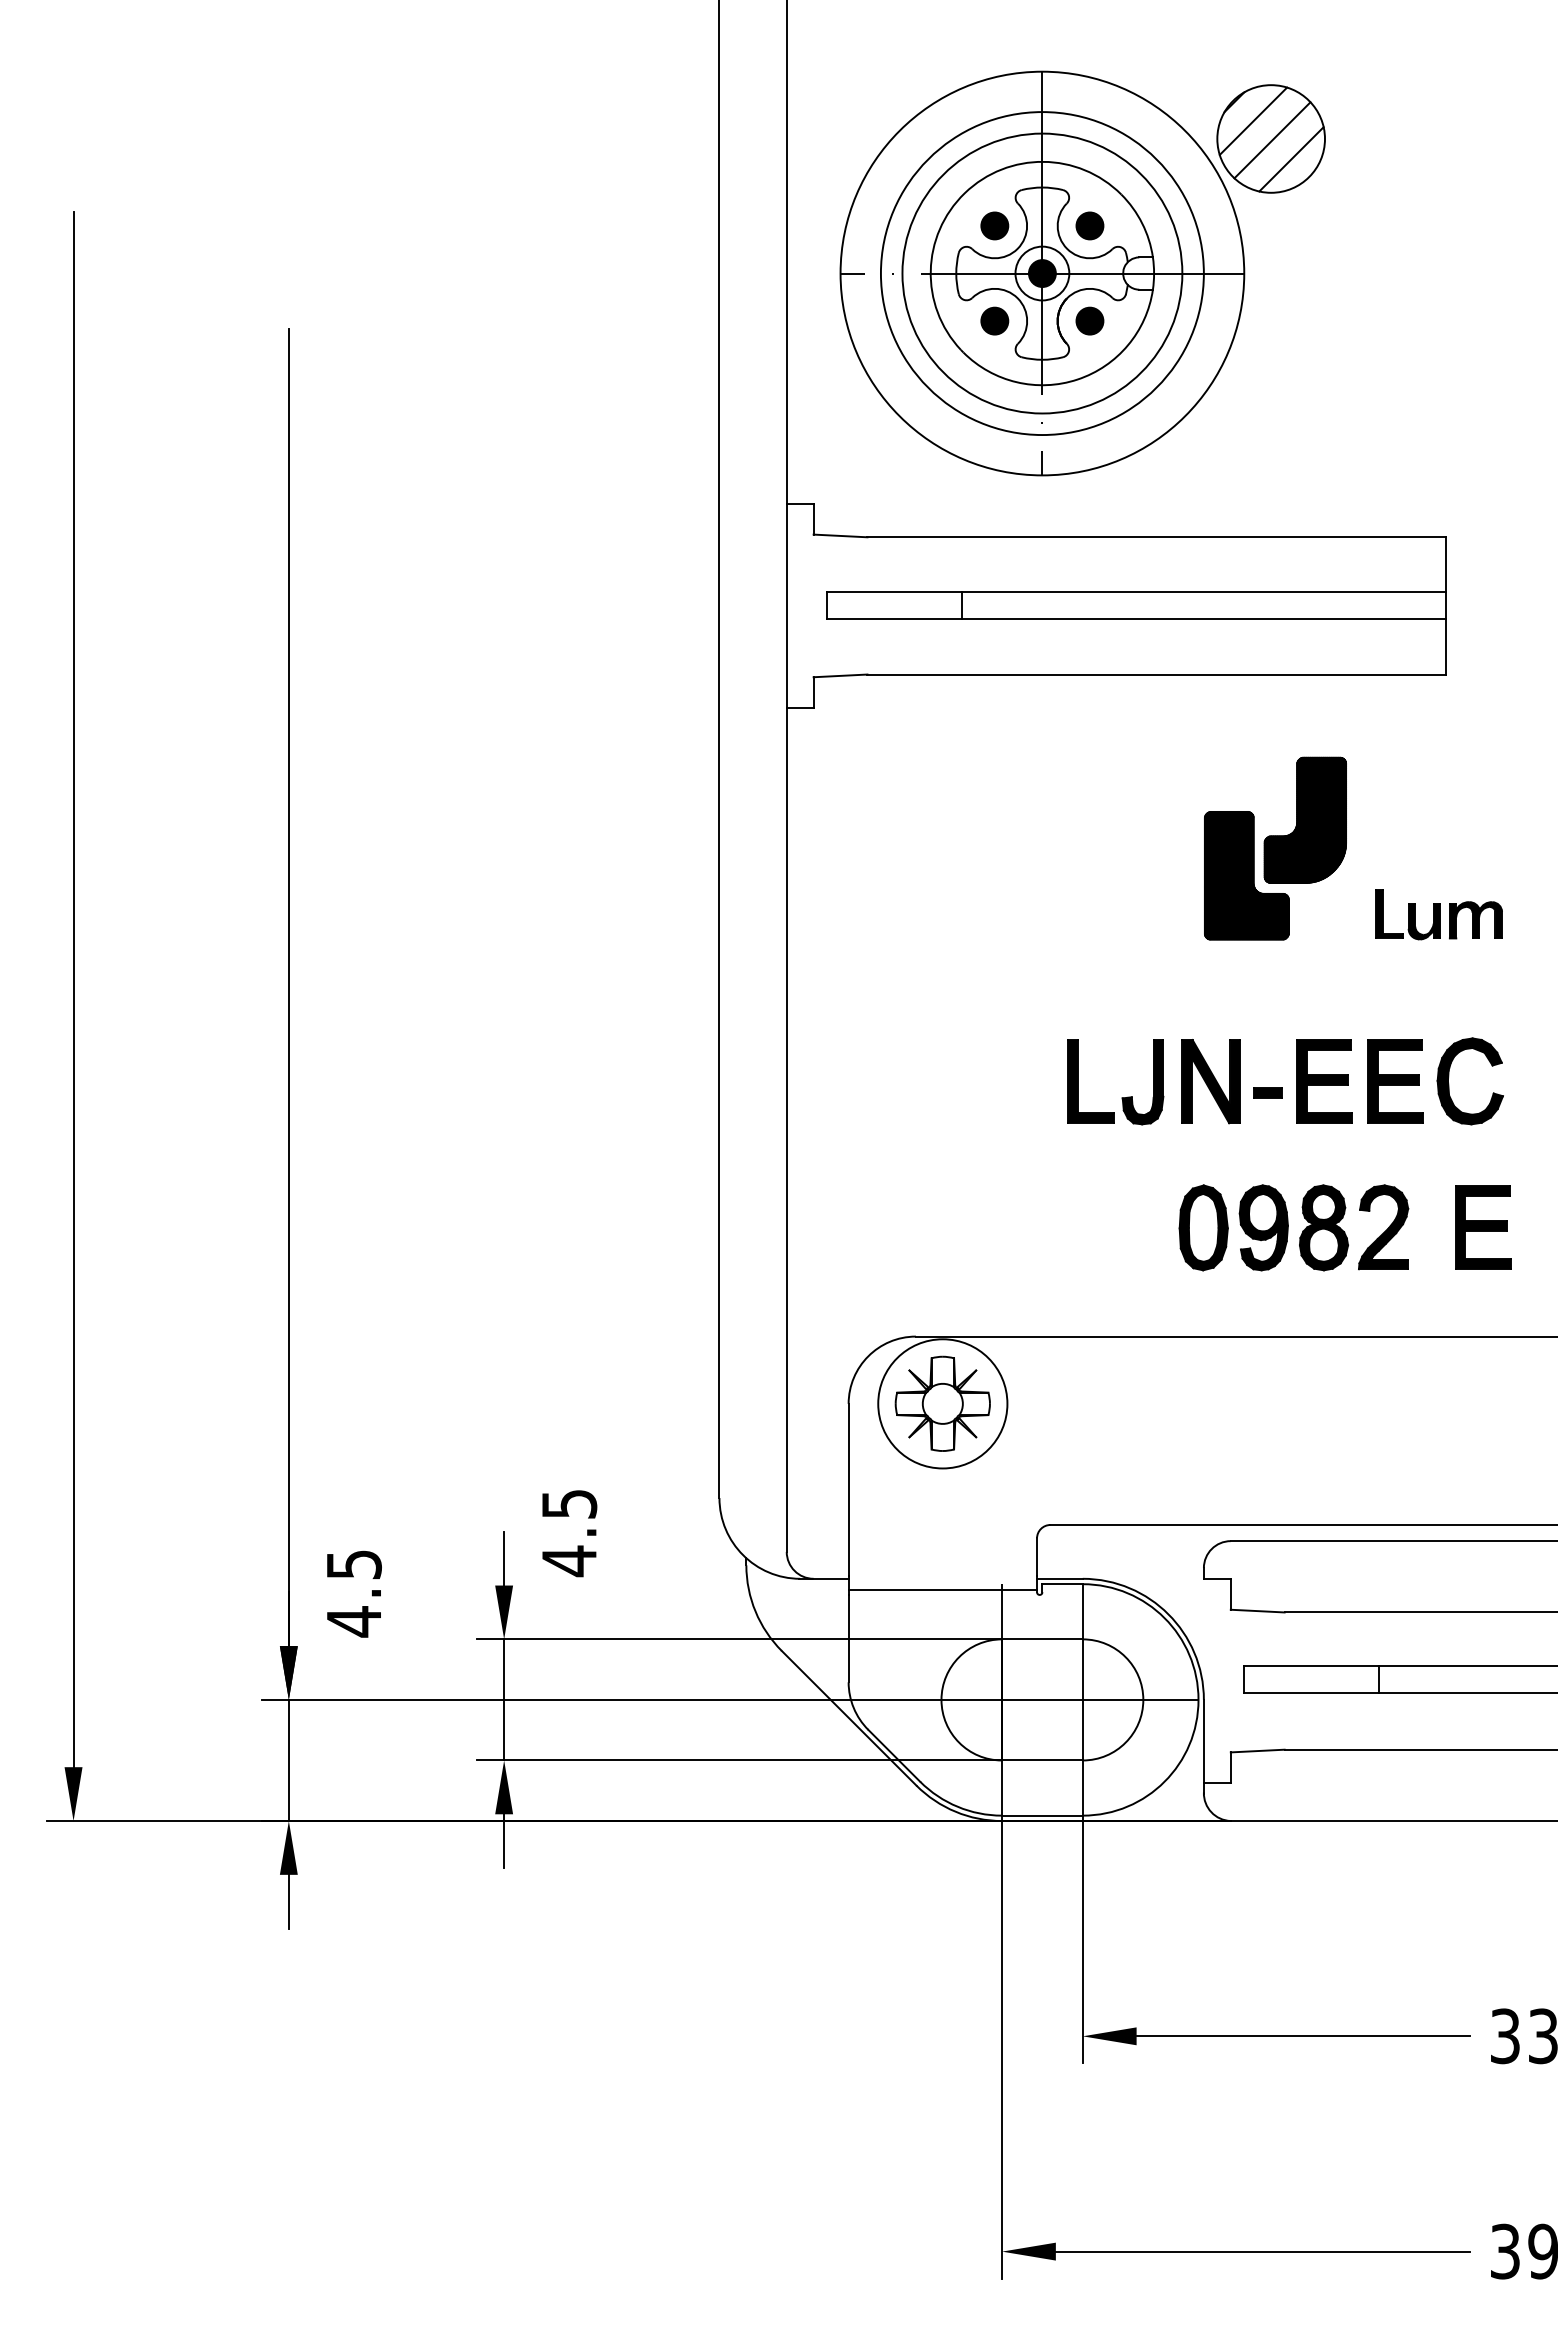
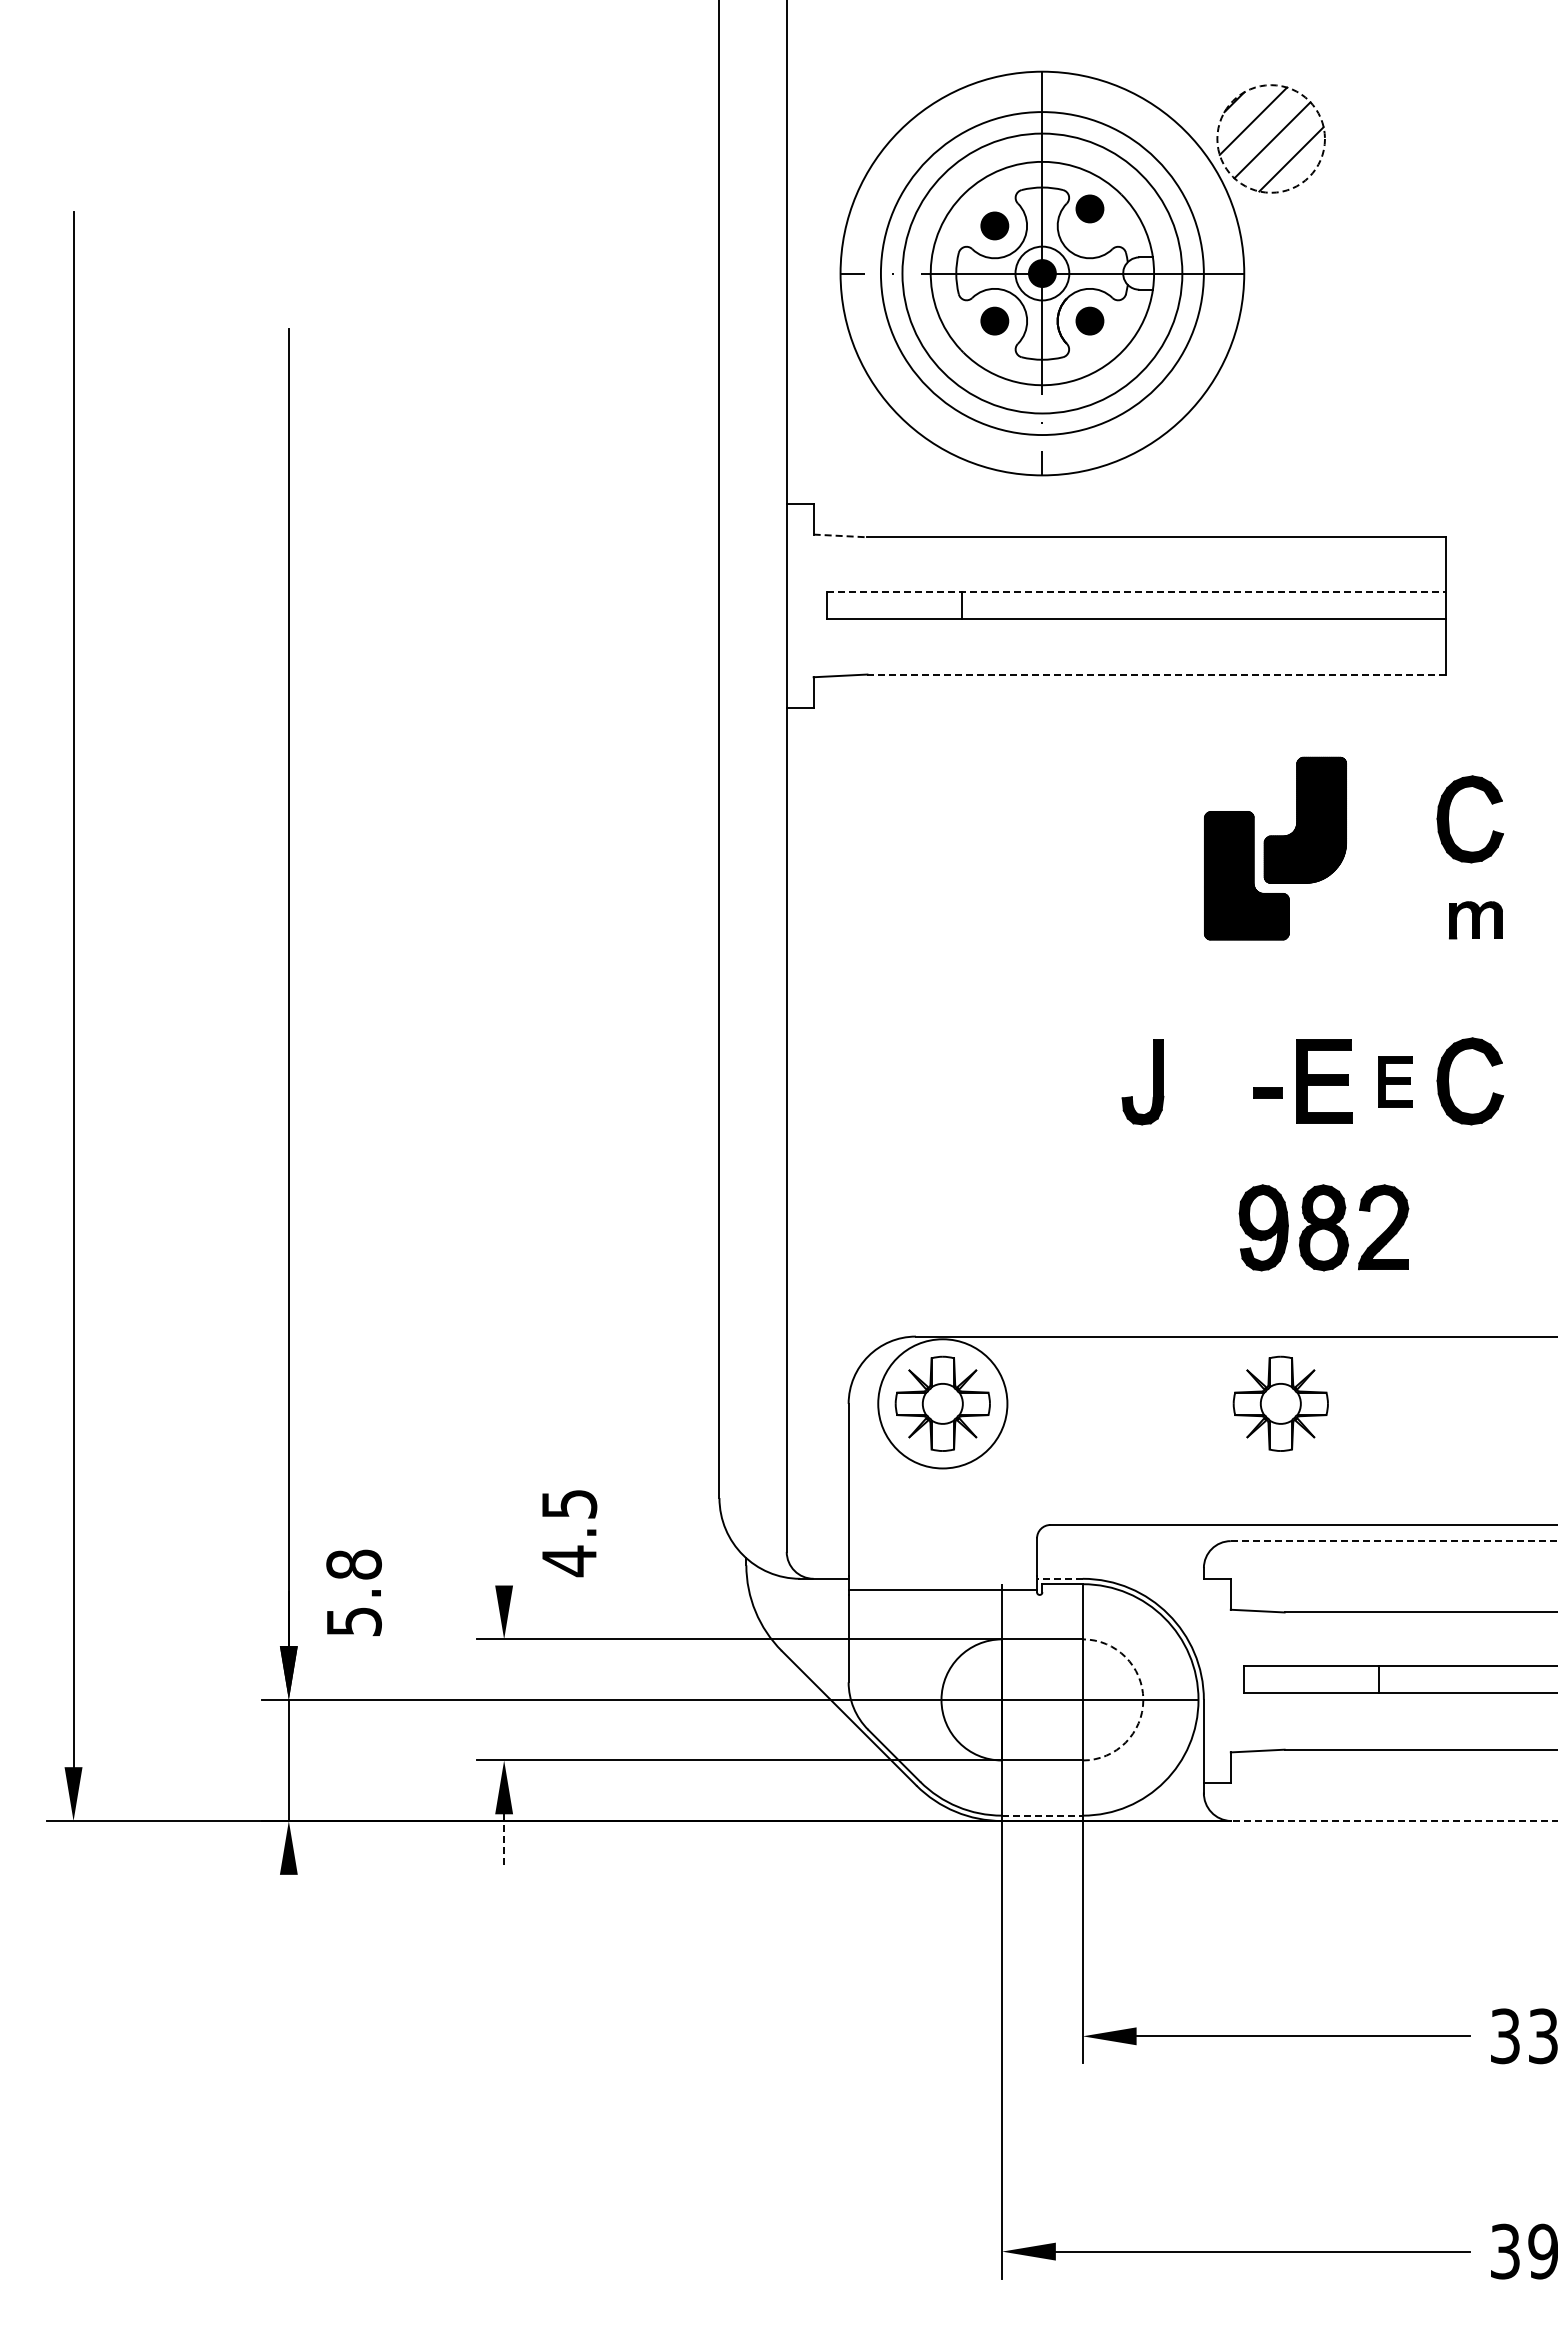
circle: solid -> dashed (1270, 138)
part position: (1089, 225) -> (1089, 208) (1089, 208)
line: solid -> dashed (840, 535)
line: solid -> dashed (1137, 592)
line: solid -> dashed (1156, 674)
part: none -> present (1449, 821)
part: present -> none (1407, 914)
part: present -> none (1078, 1081)
part: present -> none (1210, 1081)
part size: 57x85 px -> 35x52 px (1395, 1081)
part: present -> none (1203, 1227)
part: present -> none (1483, 1227)
part: none -> present (1280, 1403)
line: solid -> dashed (1394, 1541)
line: present -> none (504, 1558)
line: solid -> dashed (1059, 1578)
text: 4.5 -> 5.8 (353, 1593)
line: present -> none (504, 1699)
arc: solid -> dashed (1143, 1699)
line: solid -> dashed (1042, 1815)
line: solid -> dashed (1393, 1821)
line: solid -> dashed (504, 1841)
line: present -> none (288, 1901)
